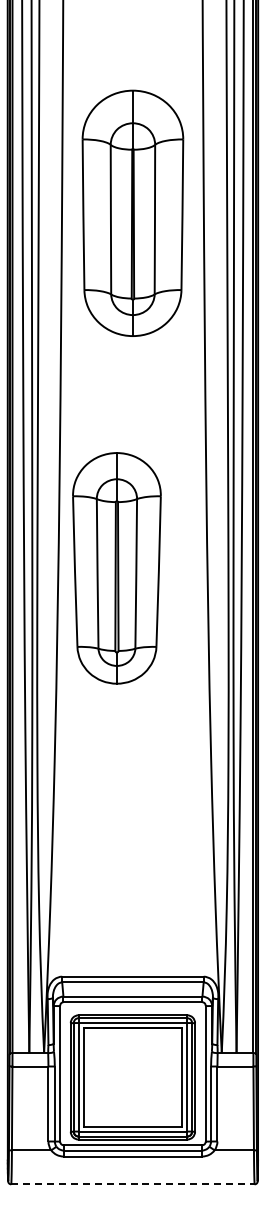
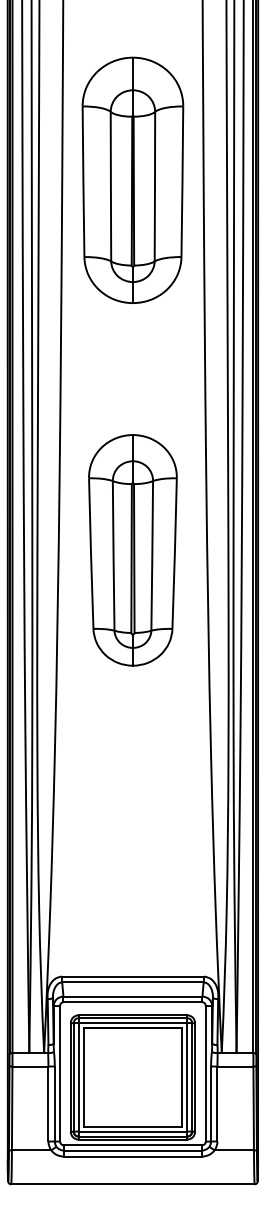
part position: (132, 212) -> (132, 179) (132, 179)
part position: (116, 568) -> (132, 550) (132, 550)
line: dashed -> solid (132, 1184)
